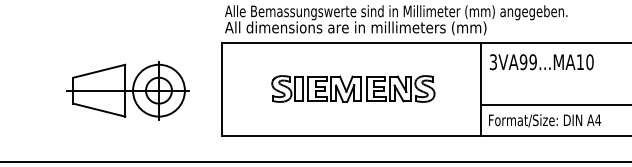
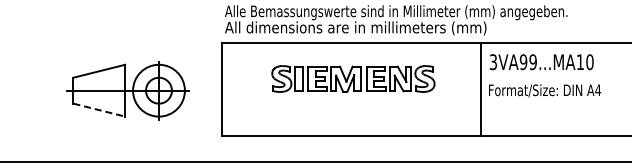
part position: (353, 88) -> (353, 78) (353, 78)
line: present -> none (554, 104)
line: solid -> dashed (99, 110)
text position: (545, 120) -> (545, 90) (545, 90)
